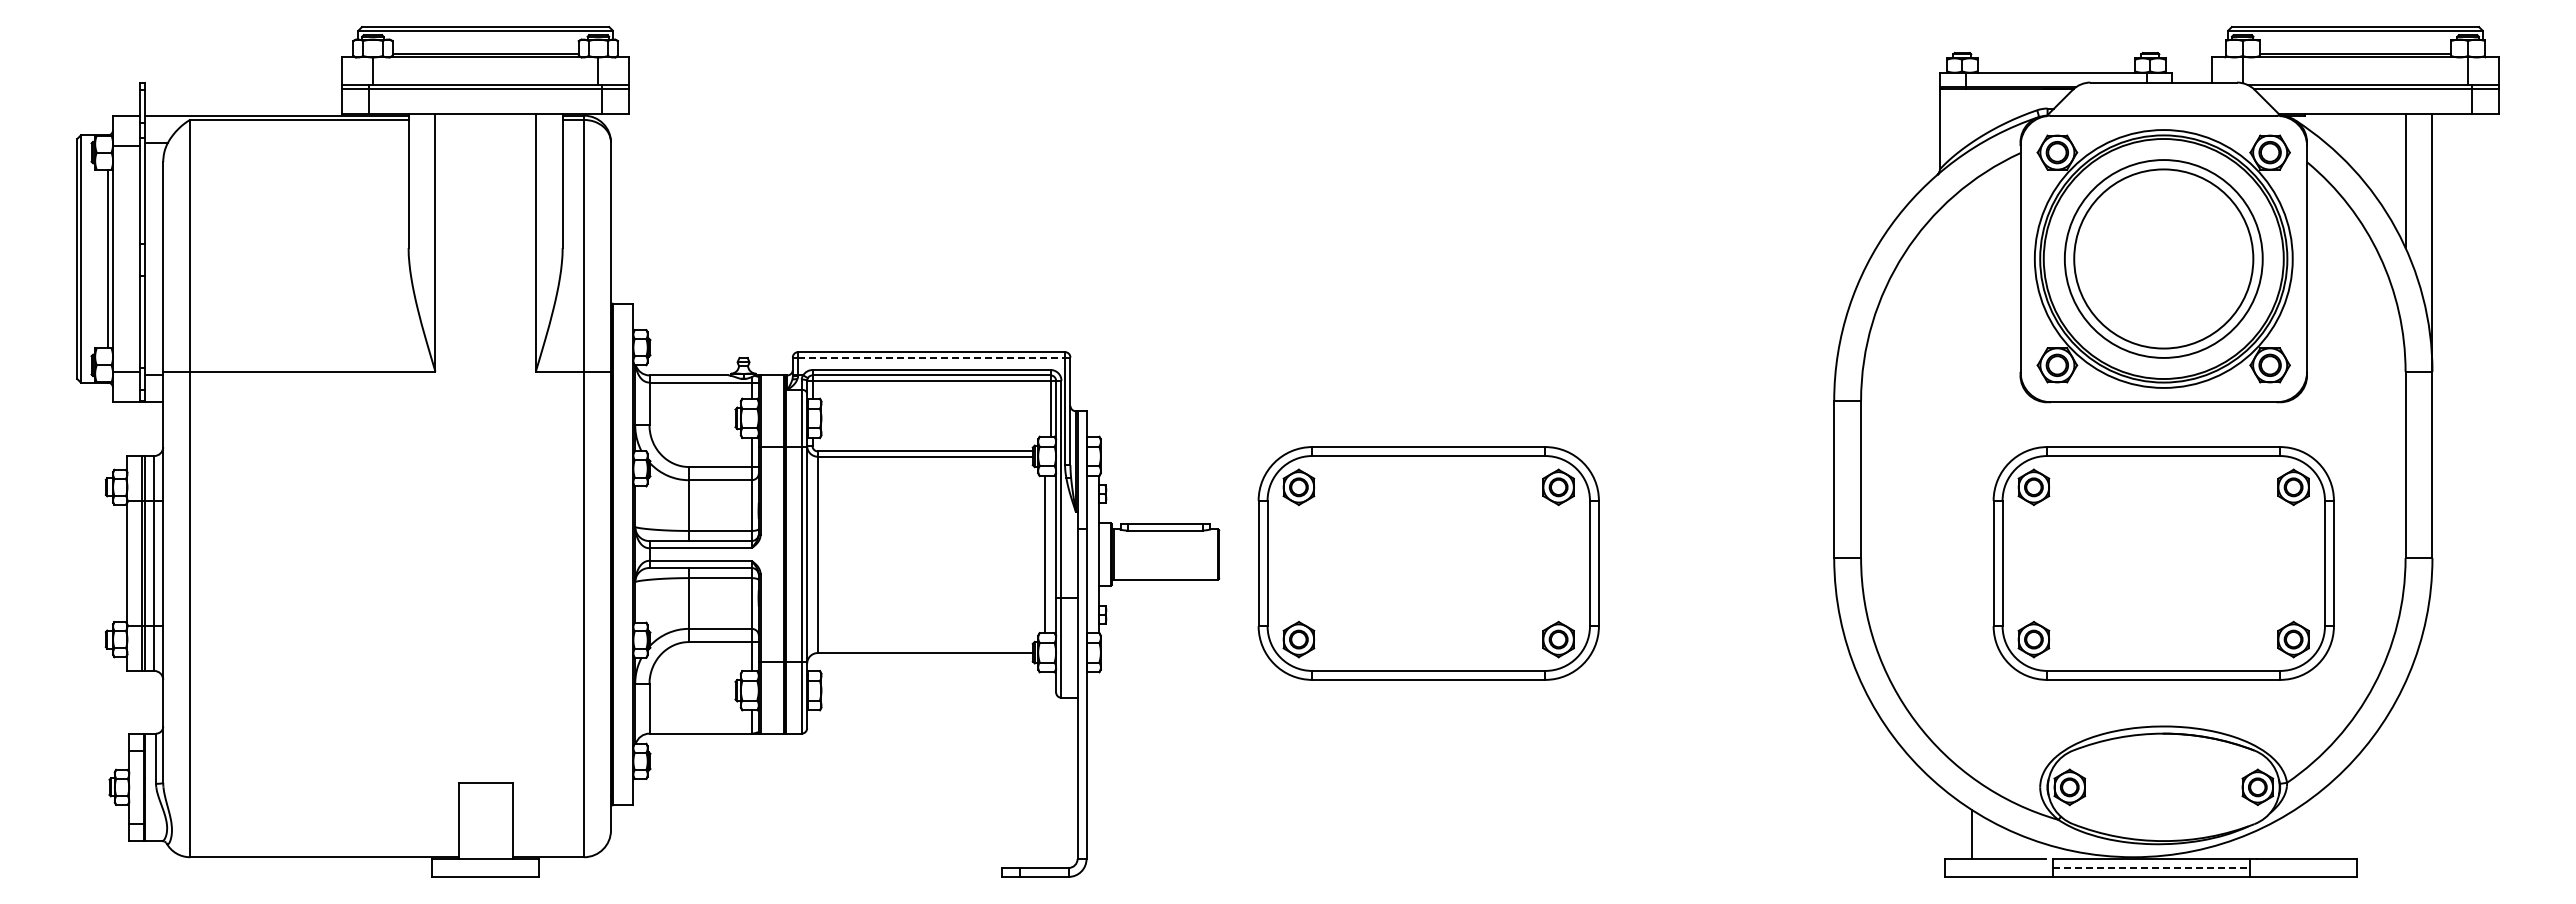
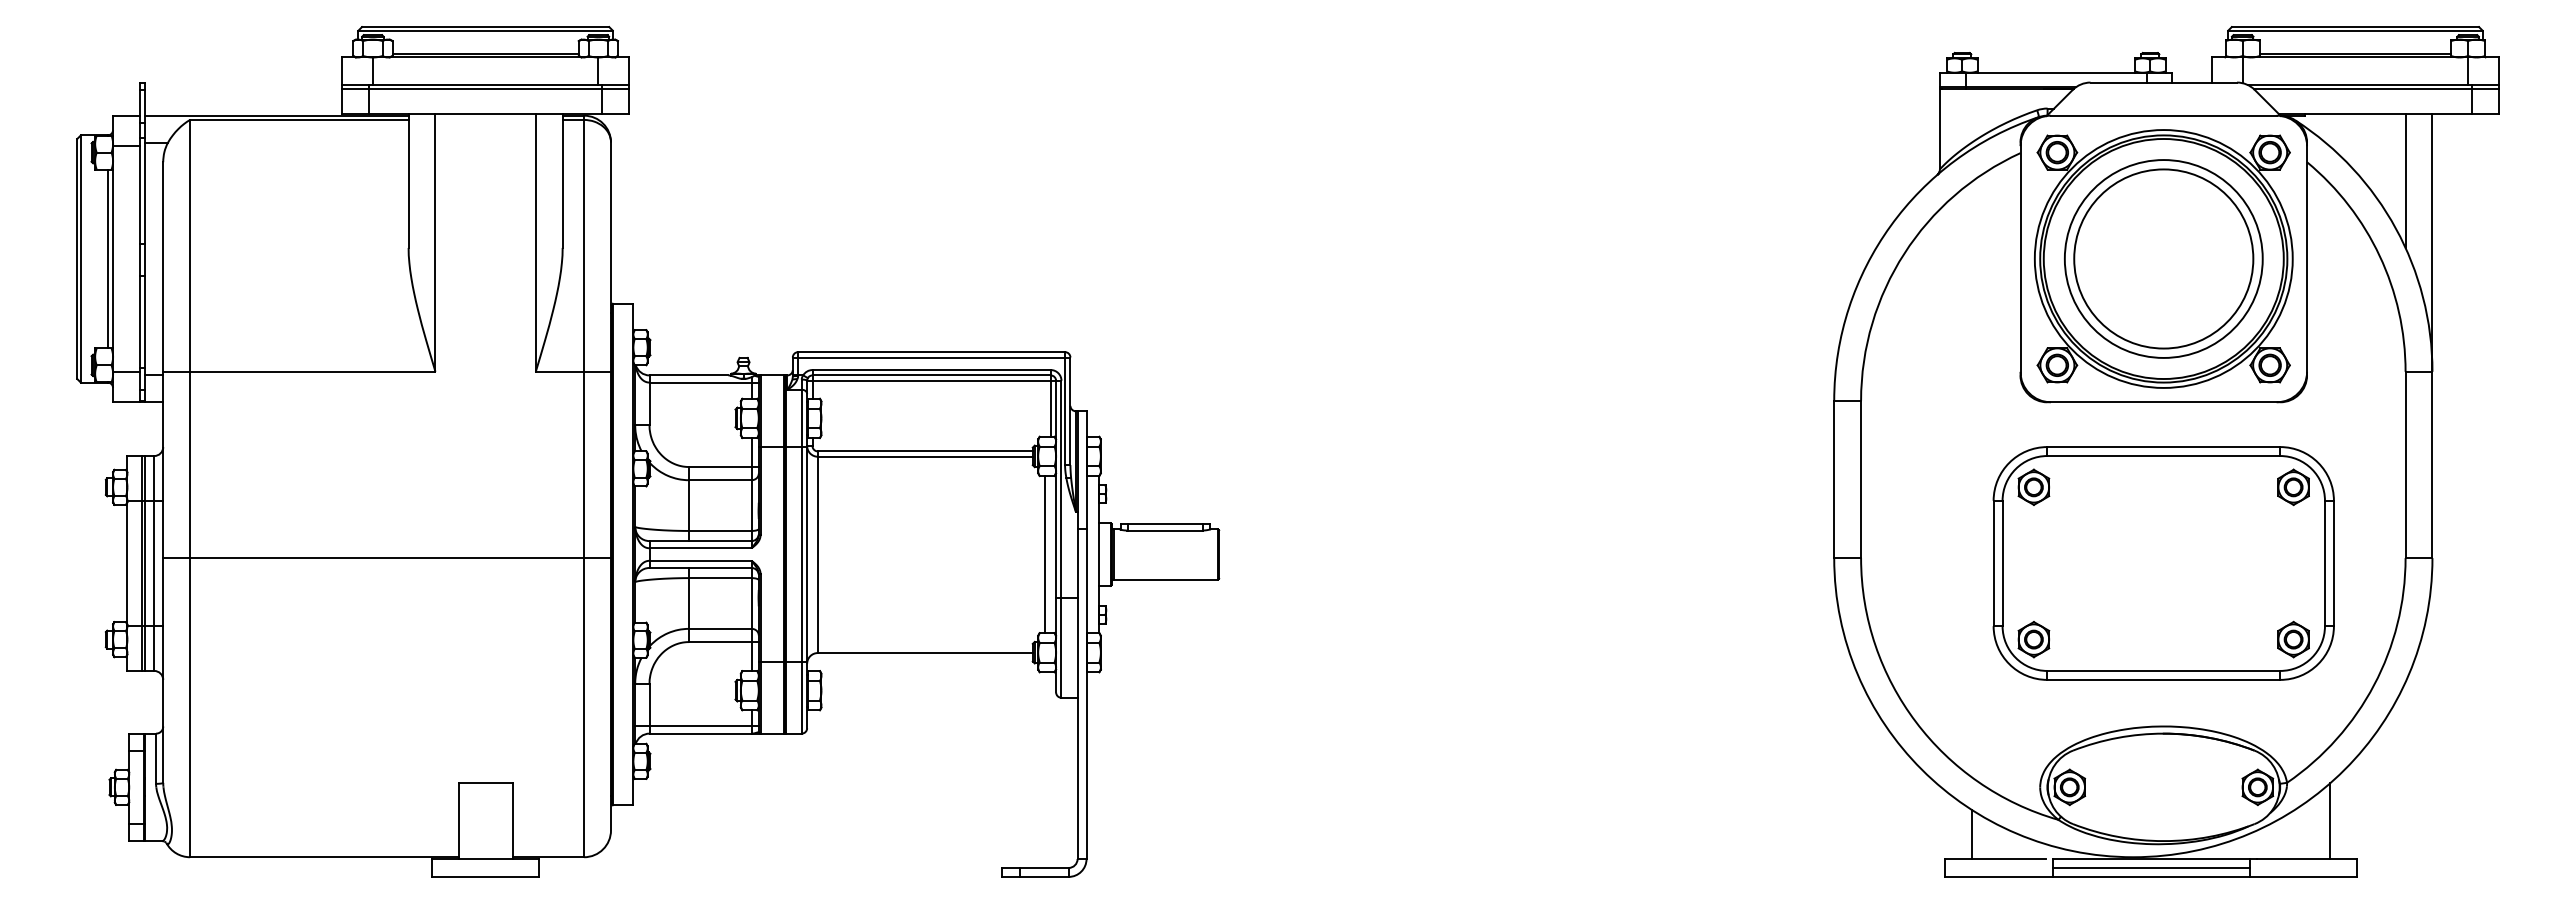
line: dashed -> solid (932, 357)
line: none -> present (387, 558)
part: present -> none (1428, 563)
line: none -> present (696, 726)
line: none -> present (2330, 821)
line: dashed -> solid (2151, 867)
